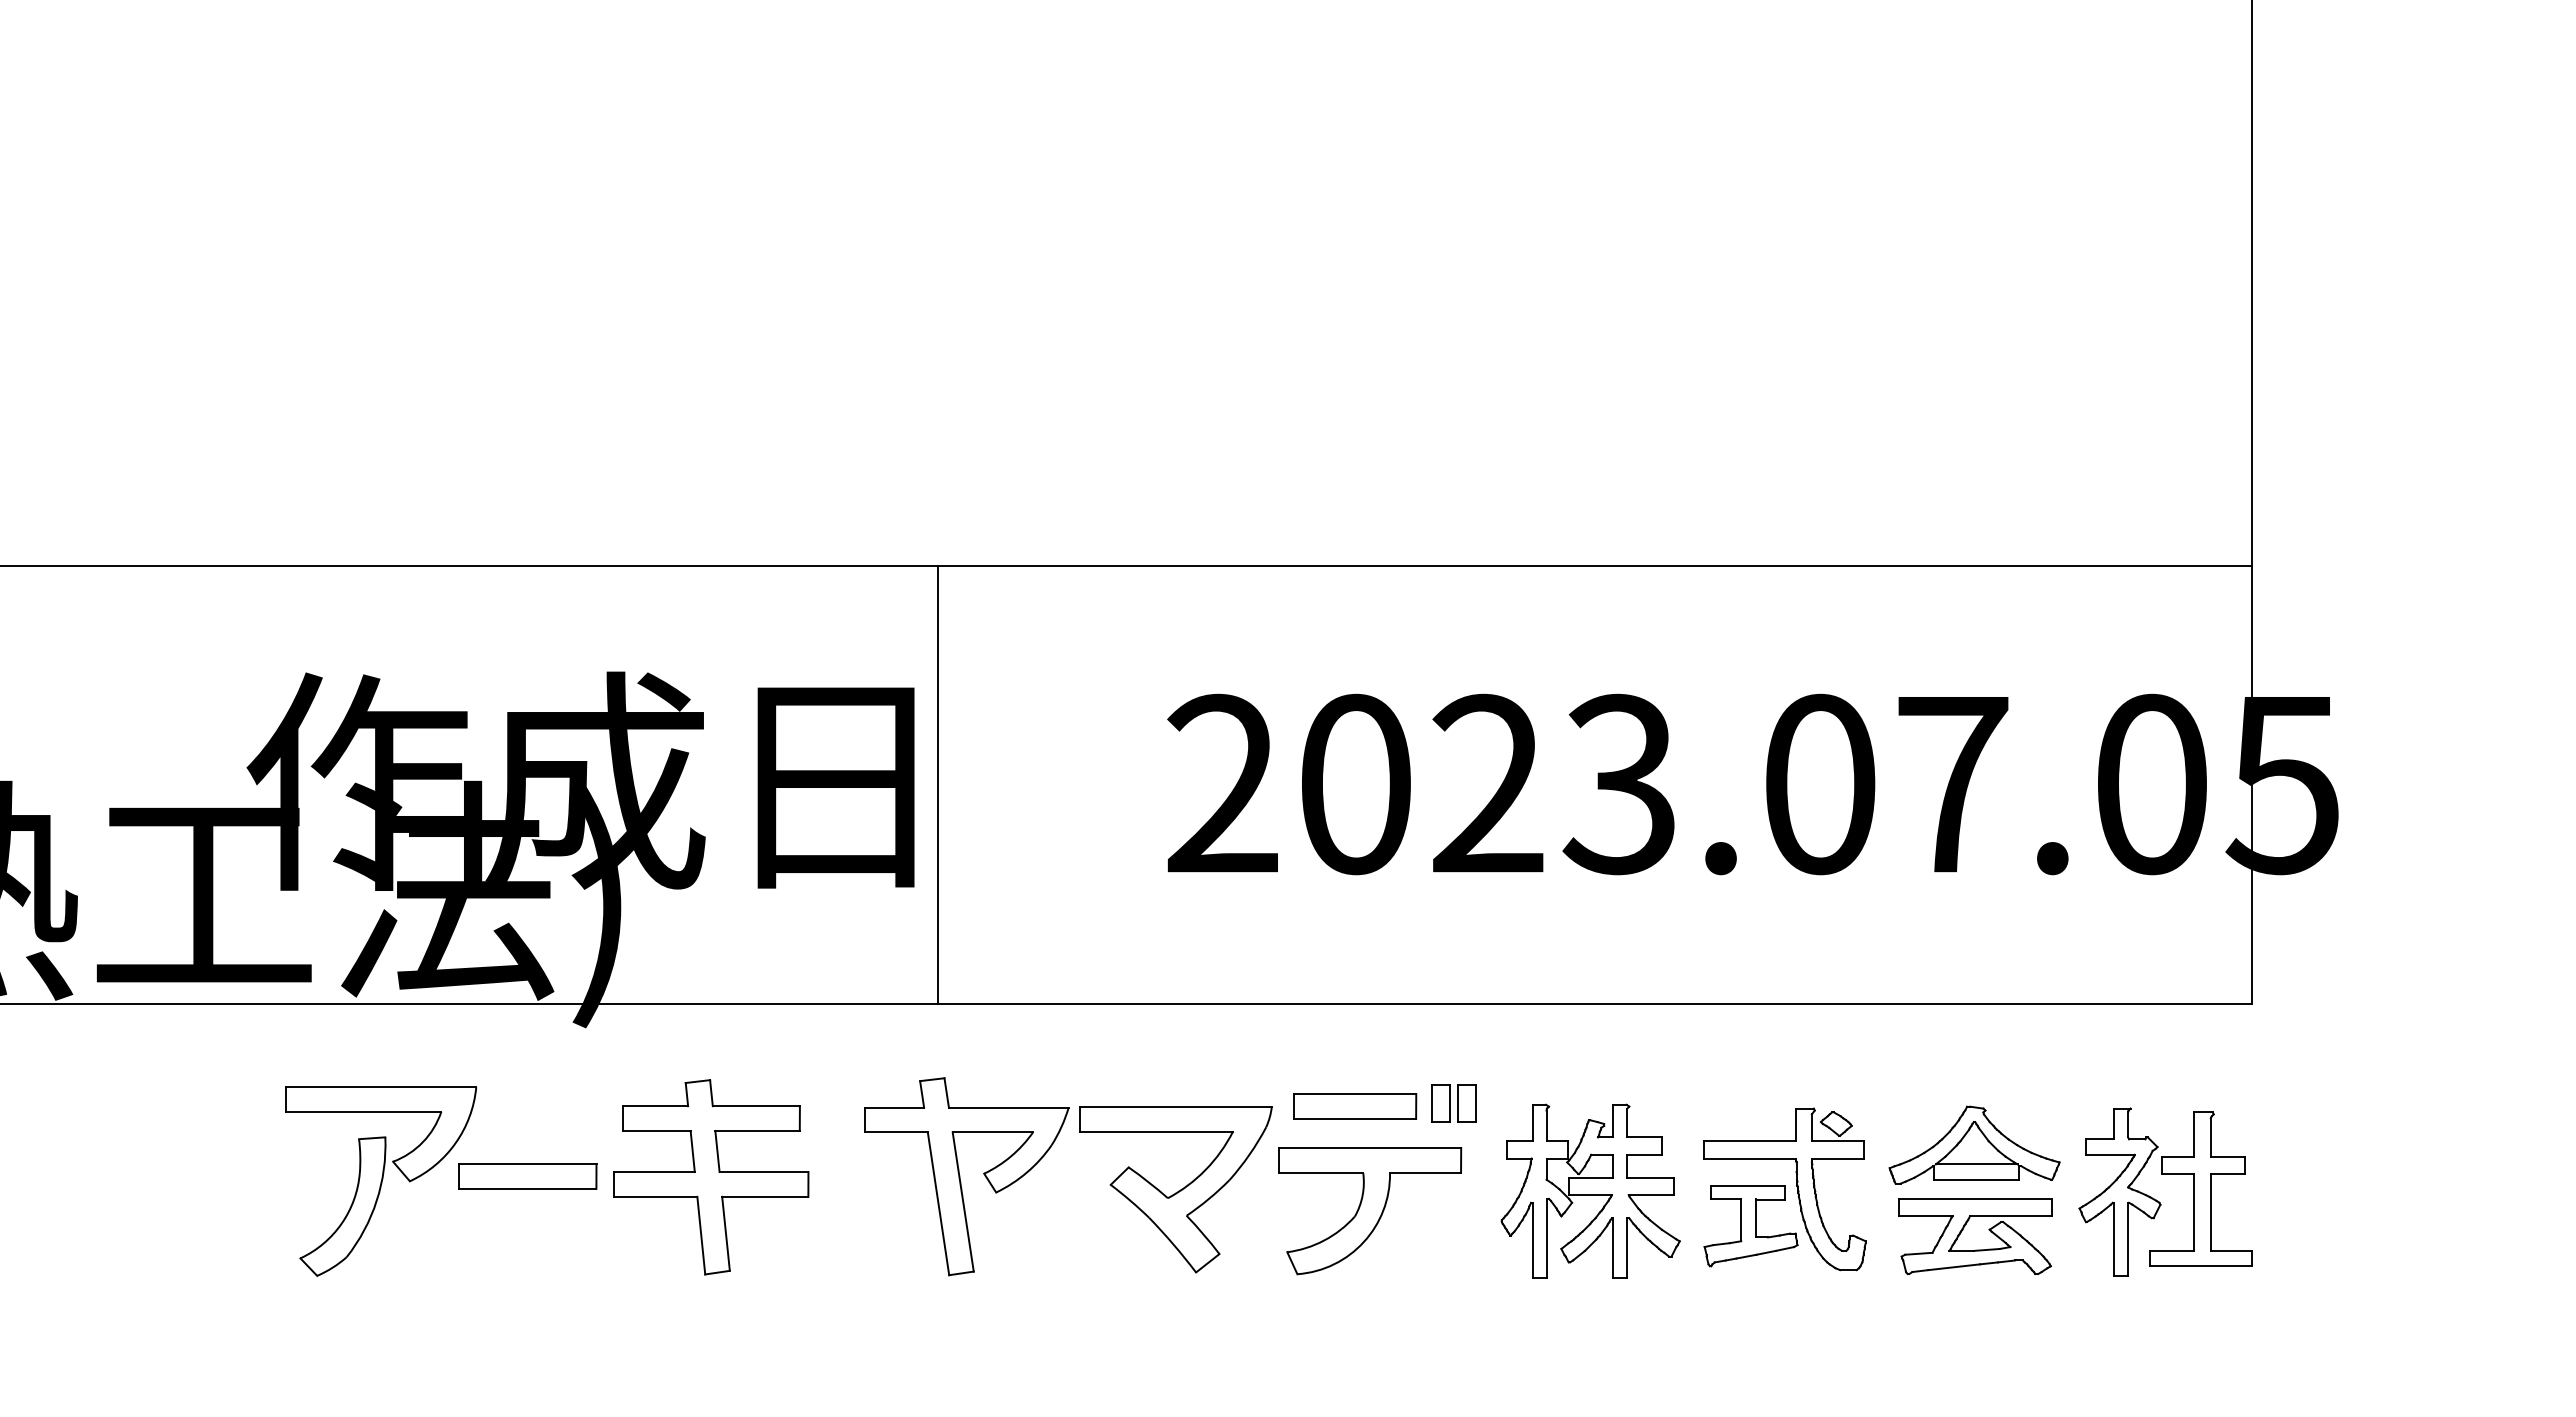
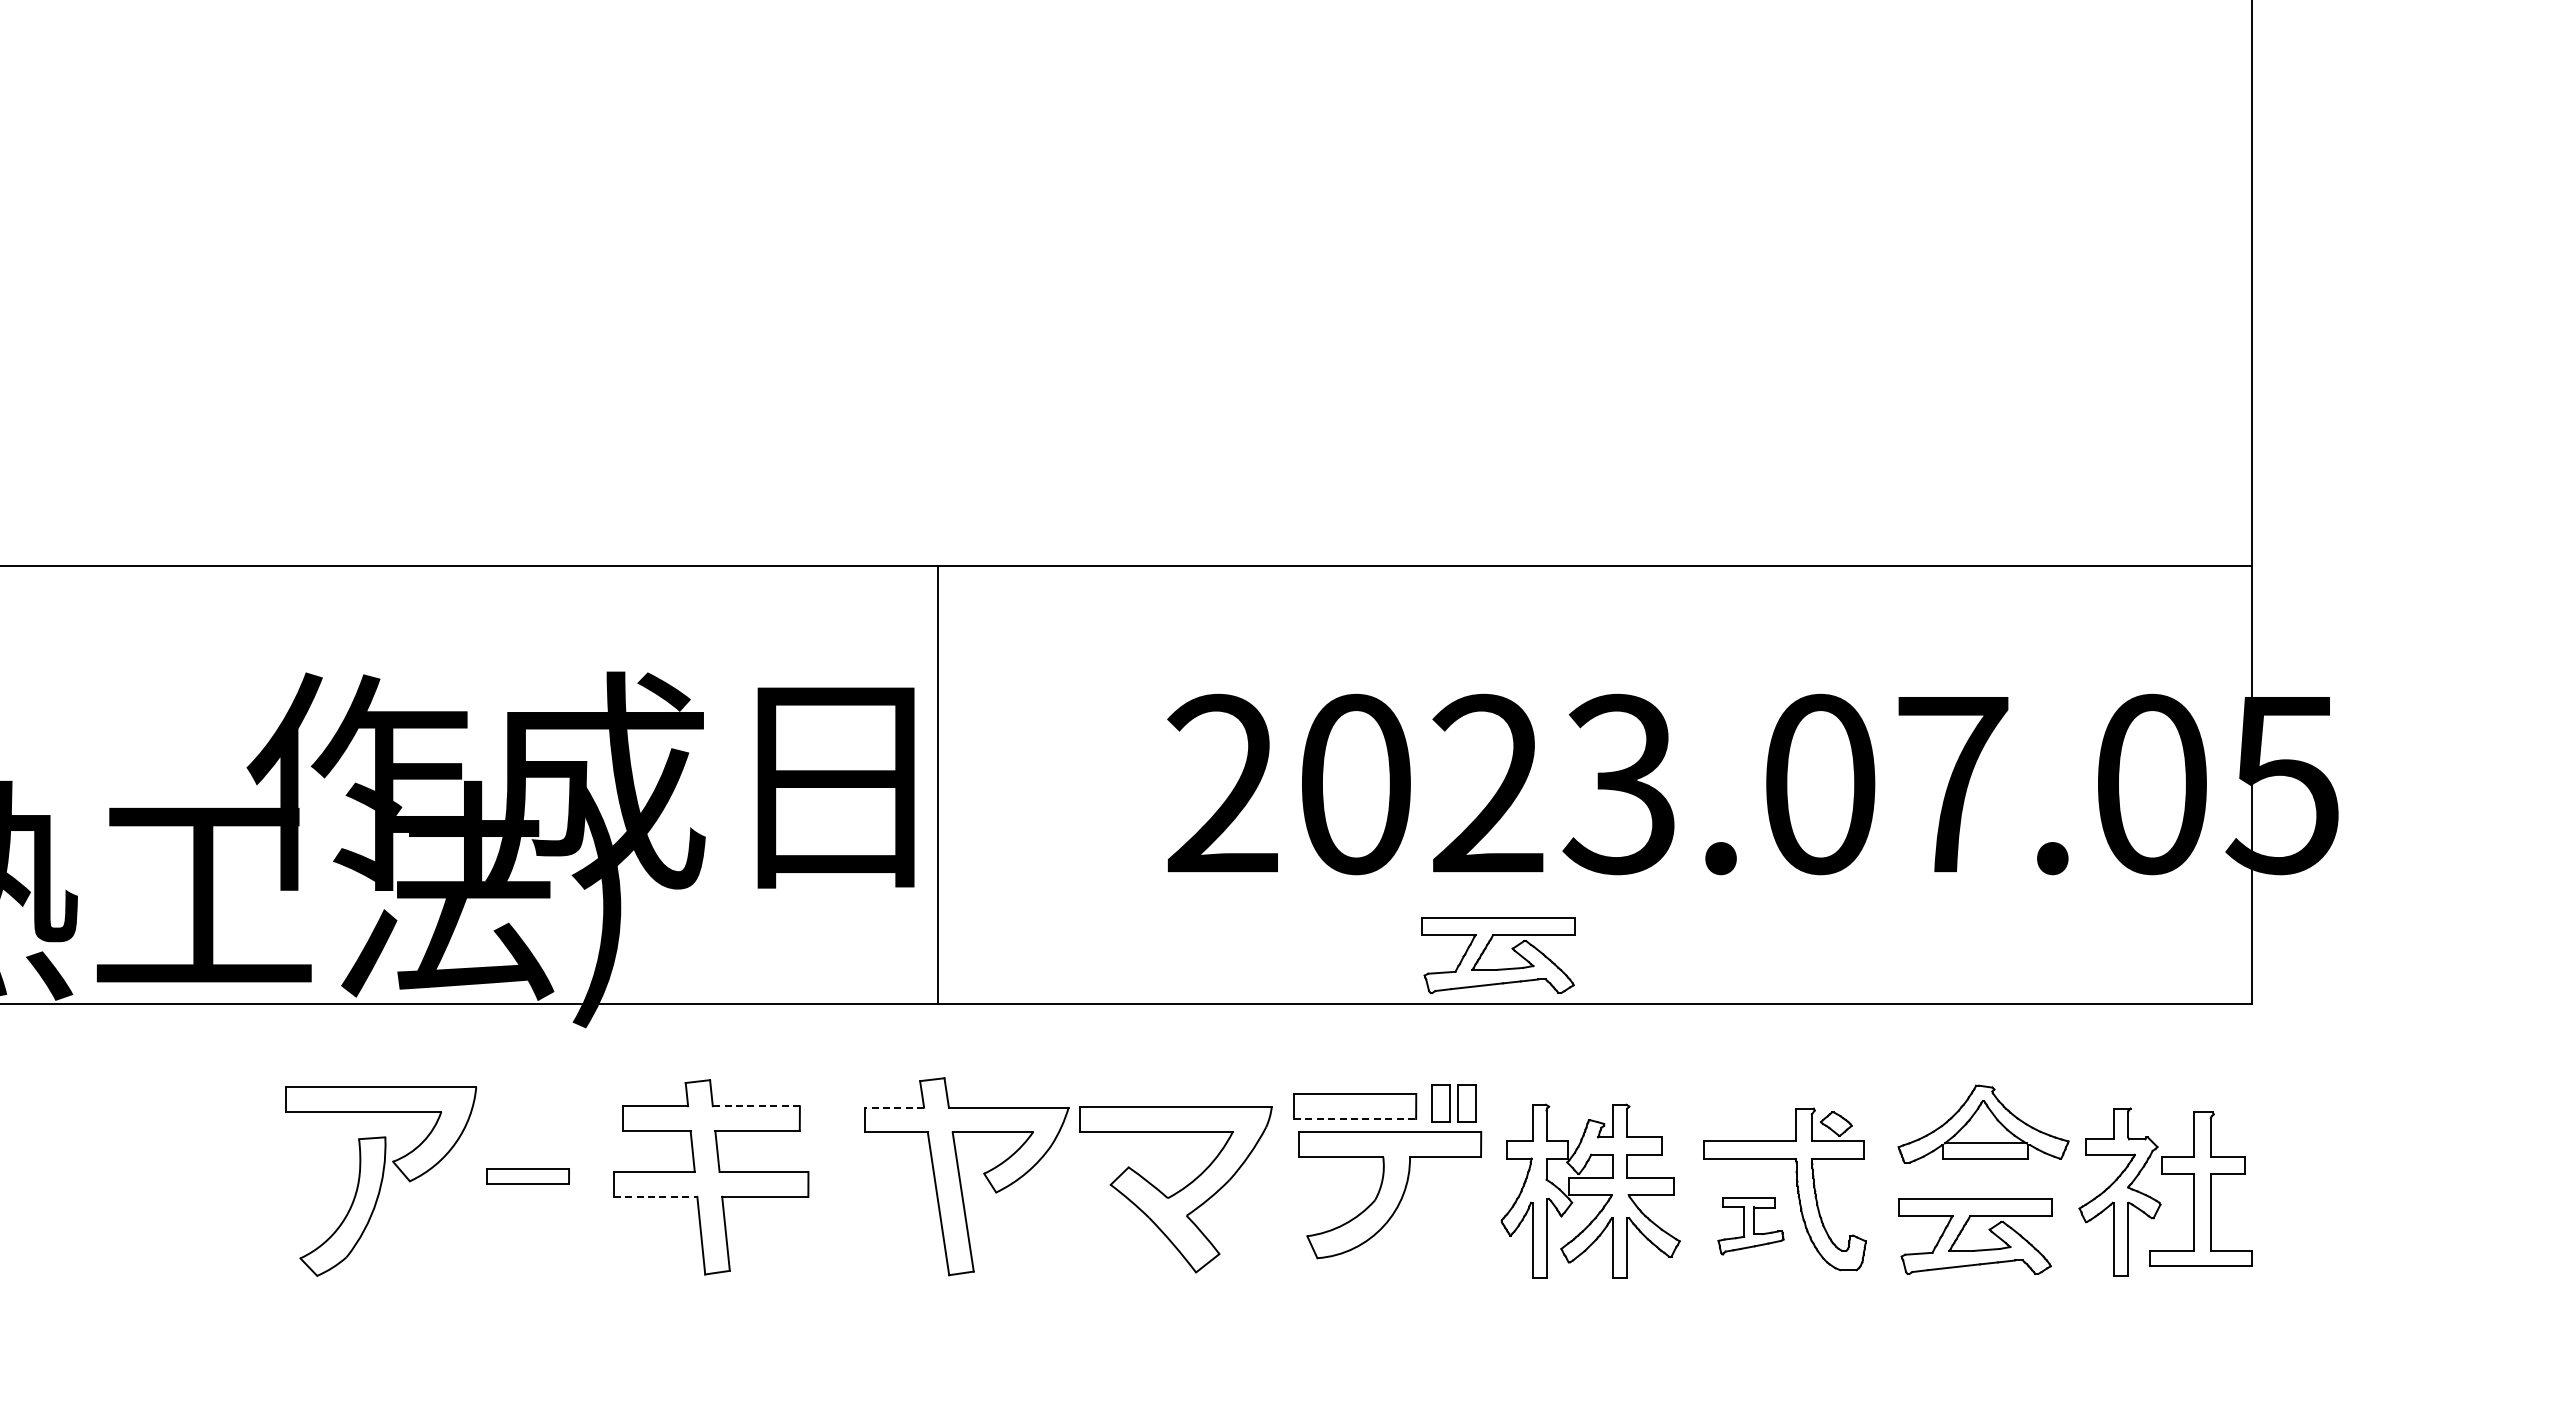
part: none -> present (1498, 968)
line: solid -> dashed (756, 1106)
line: solid -> dashed (894, 1107)
line: solid -> dashed (1355, 1118)
part position: (1974, 1144) -> (1983, 1123) (1983, 1123)
part size: 140x27 px -> 84x17 px (527, 1176)
line: solid -> dashed (655, 1196)
part position: (1370, 1211) -> (1390, 1195) (1390, 1195)
part size: 96x83 px -> 68x59 px (1750, 1226)
